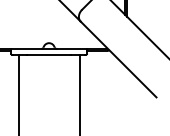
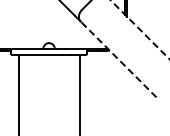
line: solid -> dashed (140, 29)
line: solid -> dashed (118, 59)
